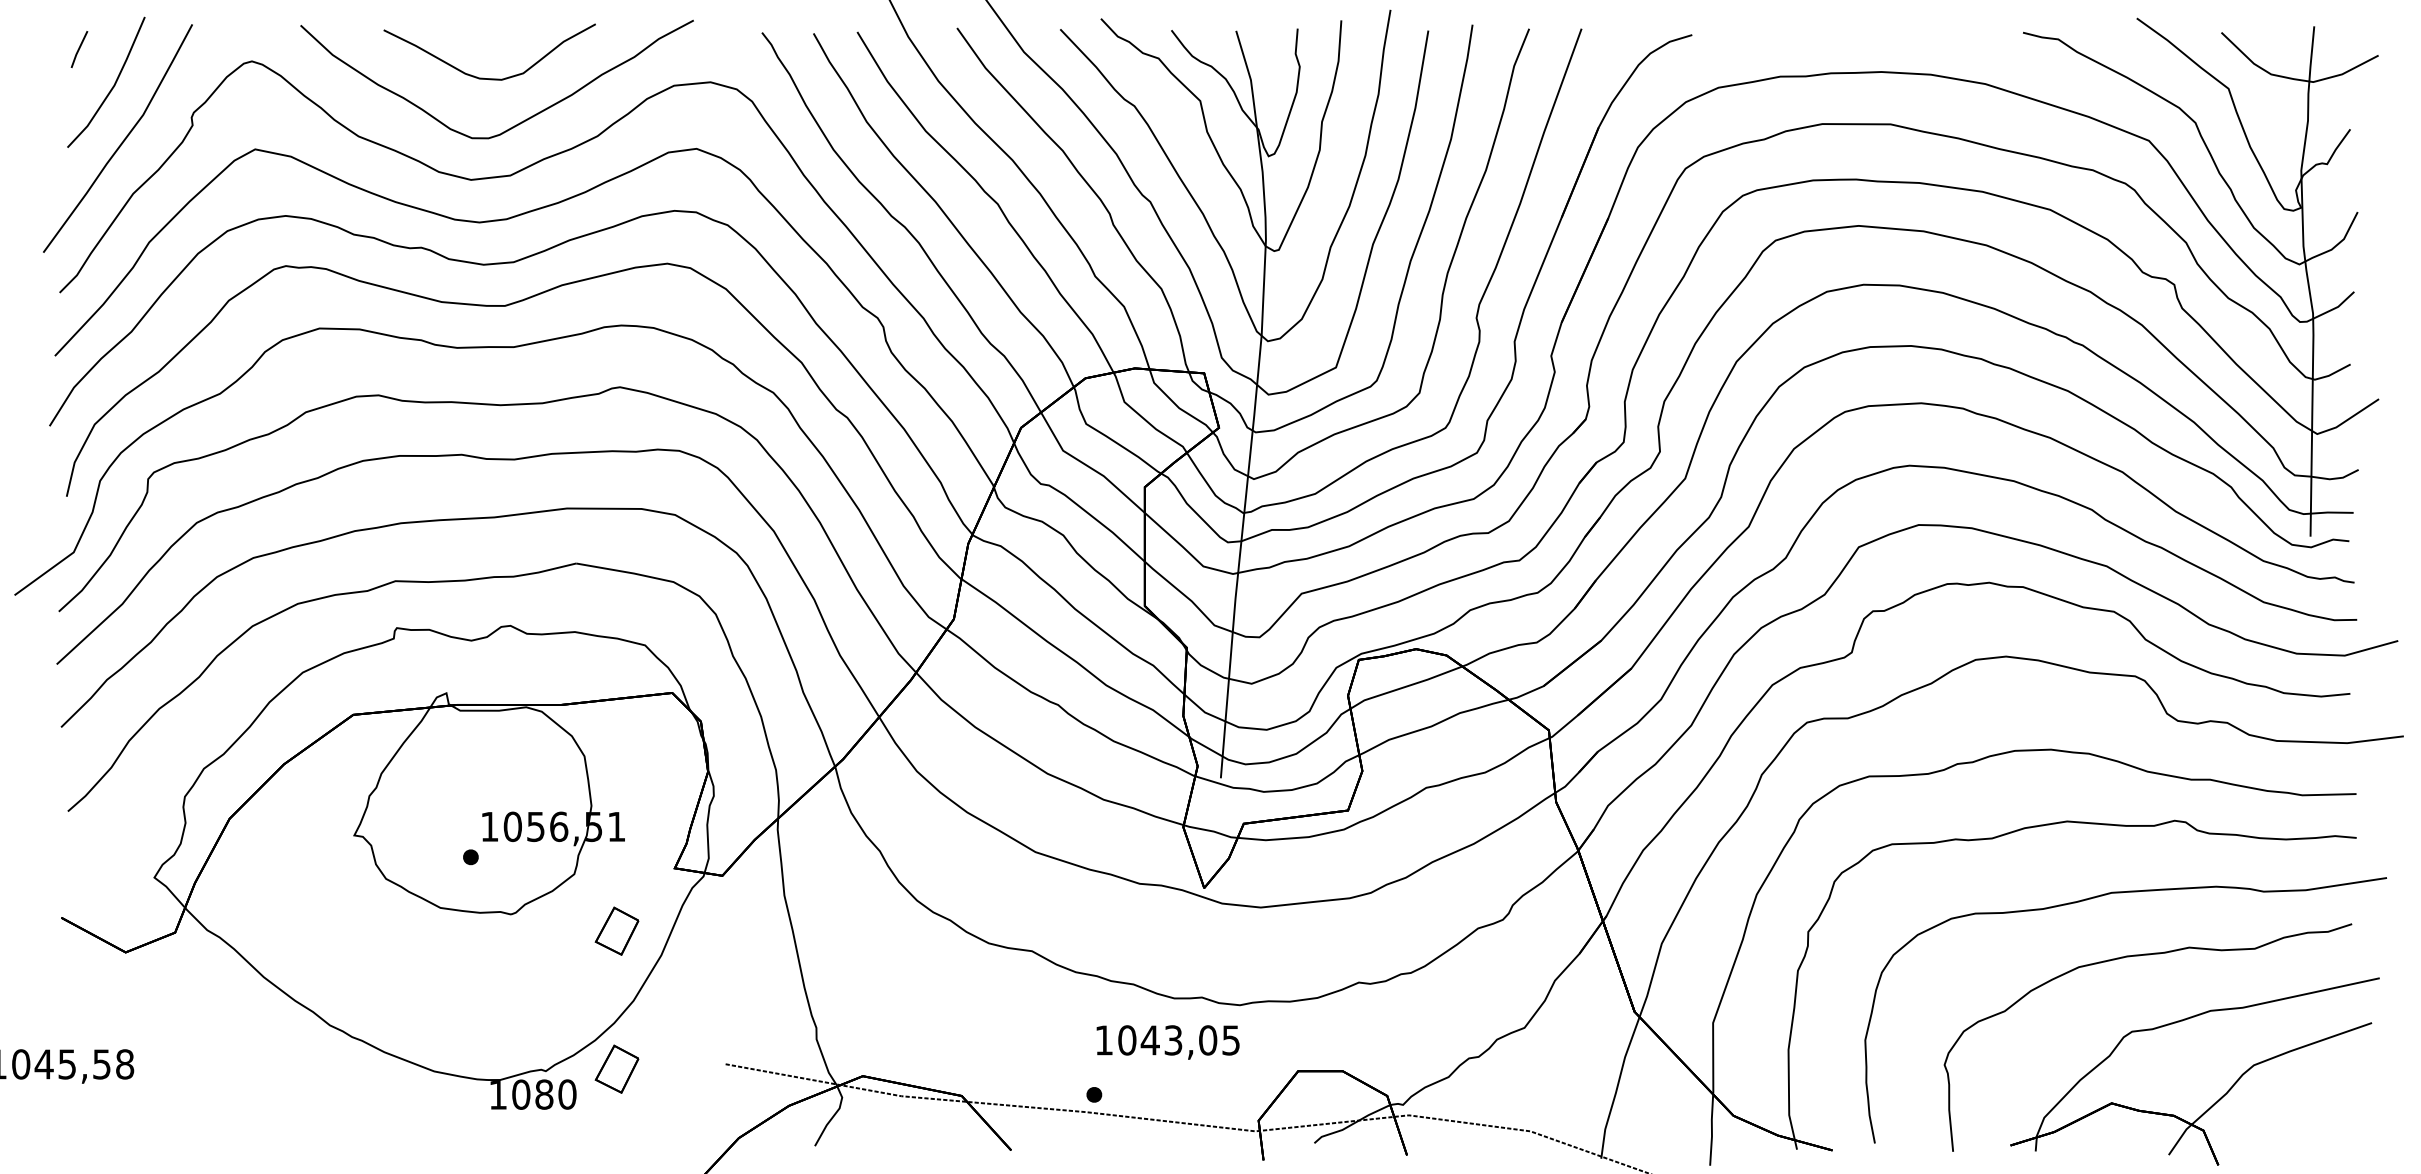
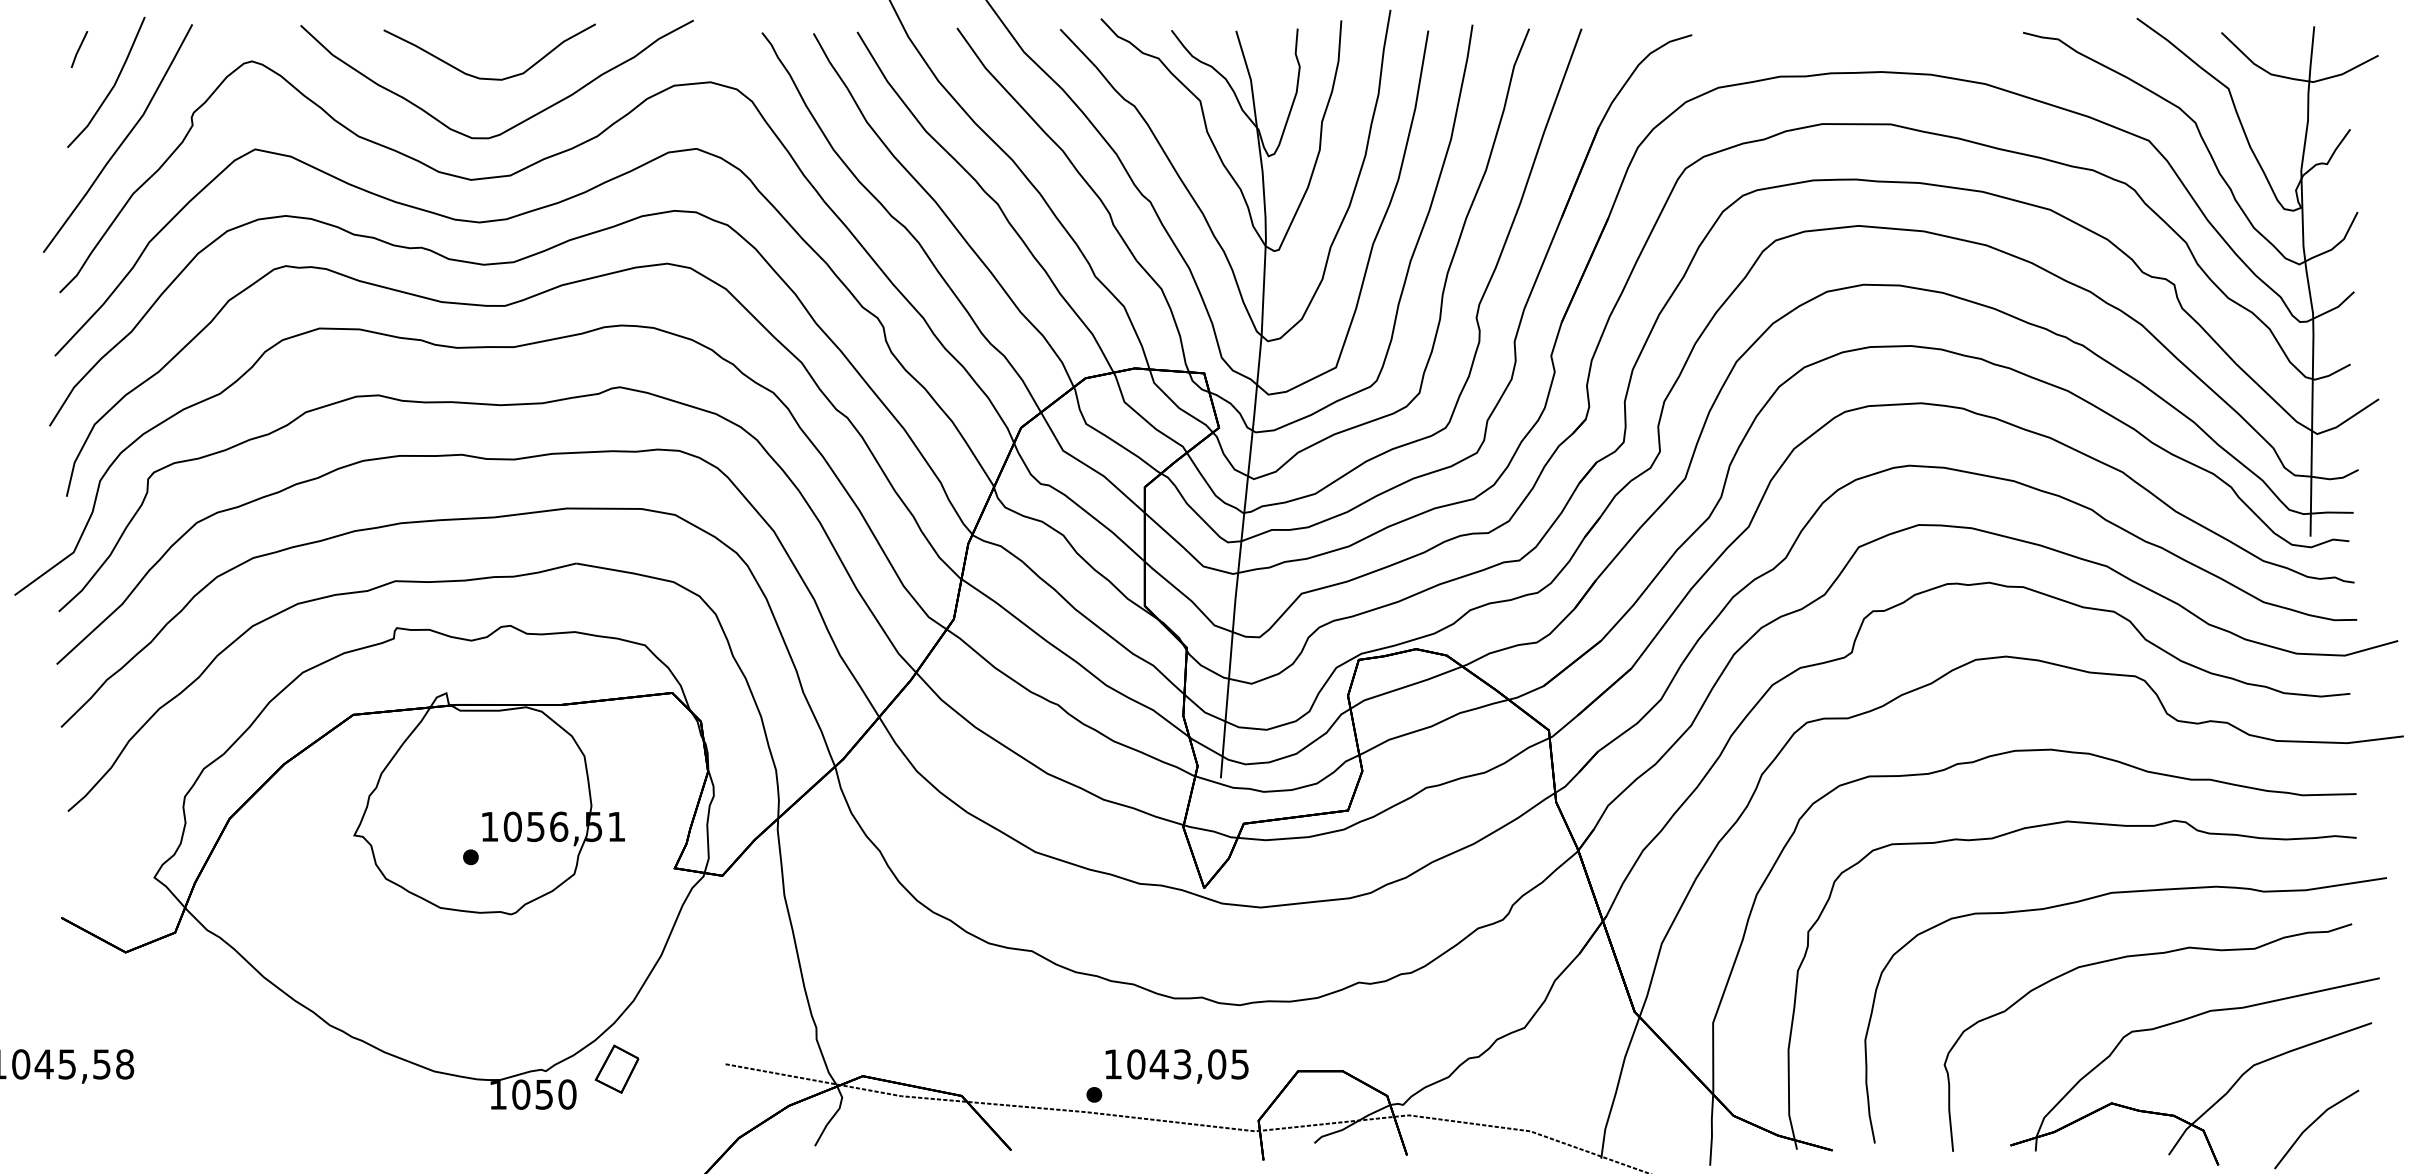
part: present -> none (616, 930)
text position: (1167, 1042) -> (1176, 1066) (1176, 1066)
text: 1080 -> 1050 (544, 1094)
part: none -> present (2312, 1124)
